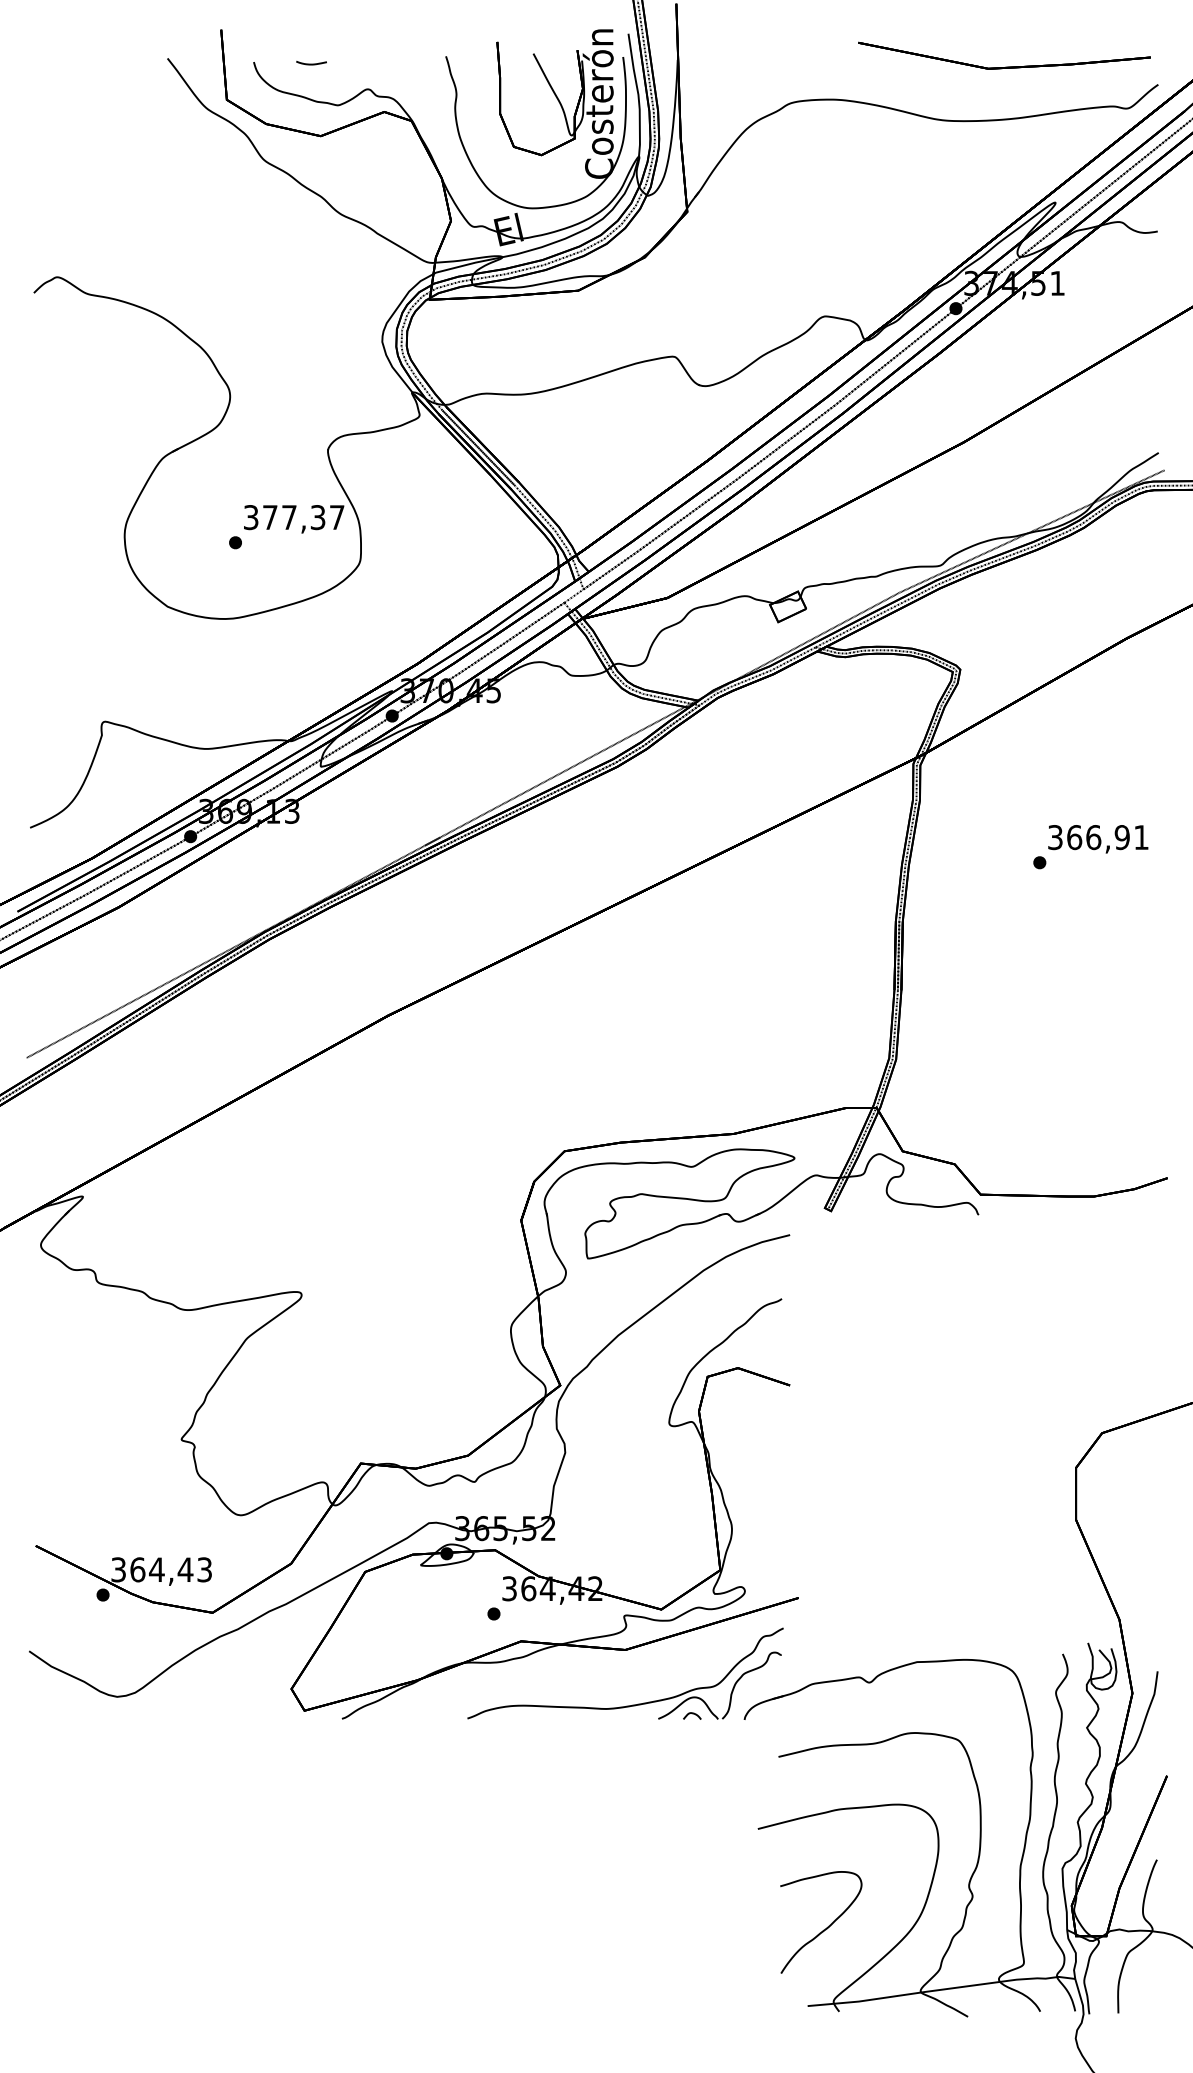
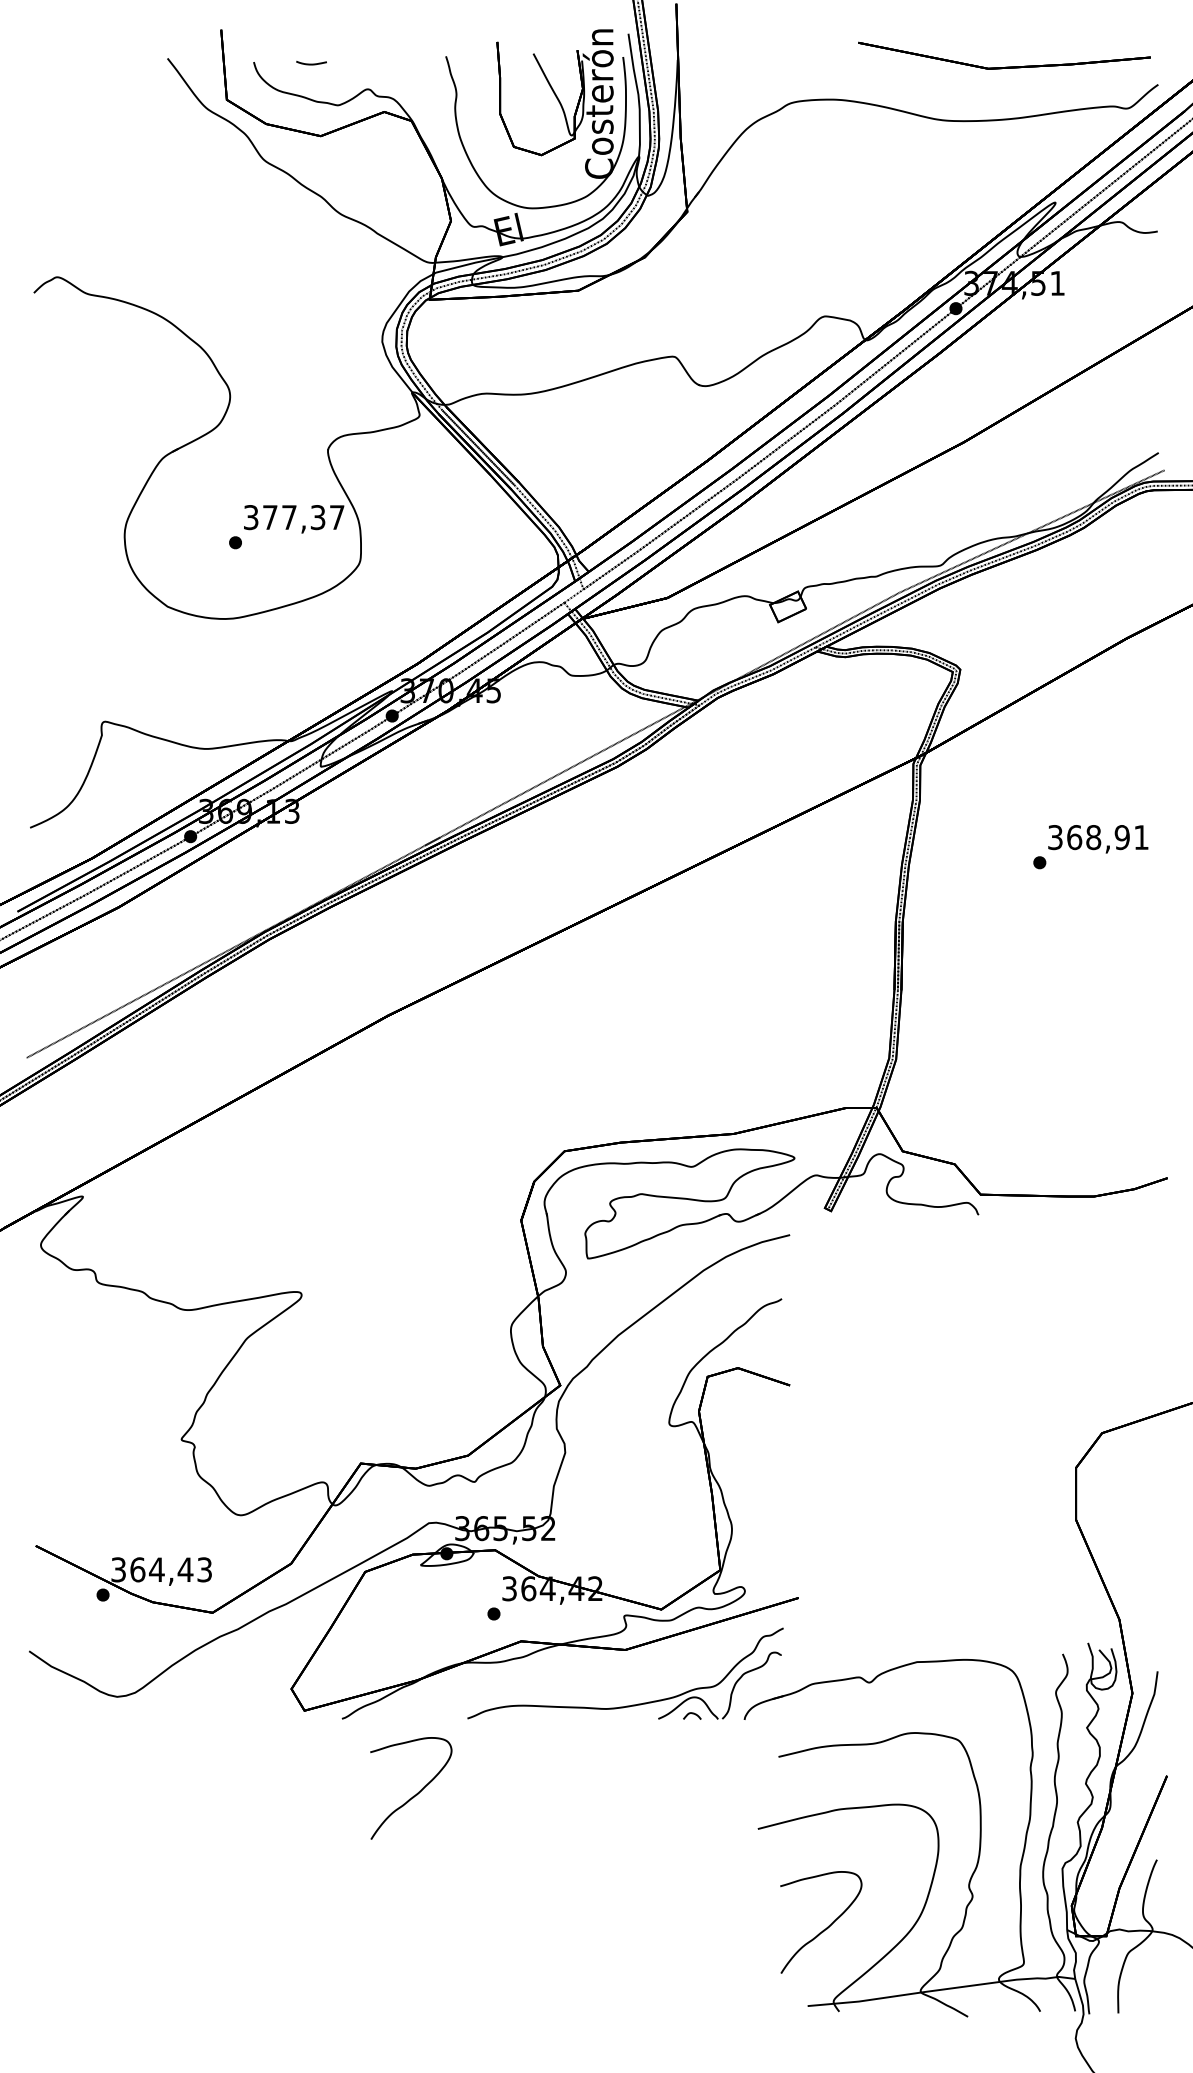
text: 366,91 -> 368,91 (1093, 837)
part: none -> present (416, 1793)
